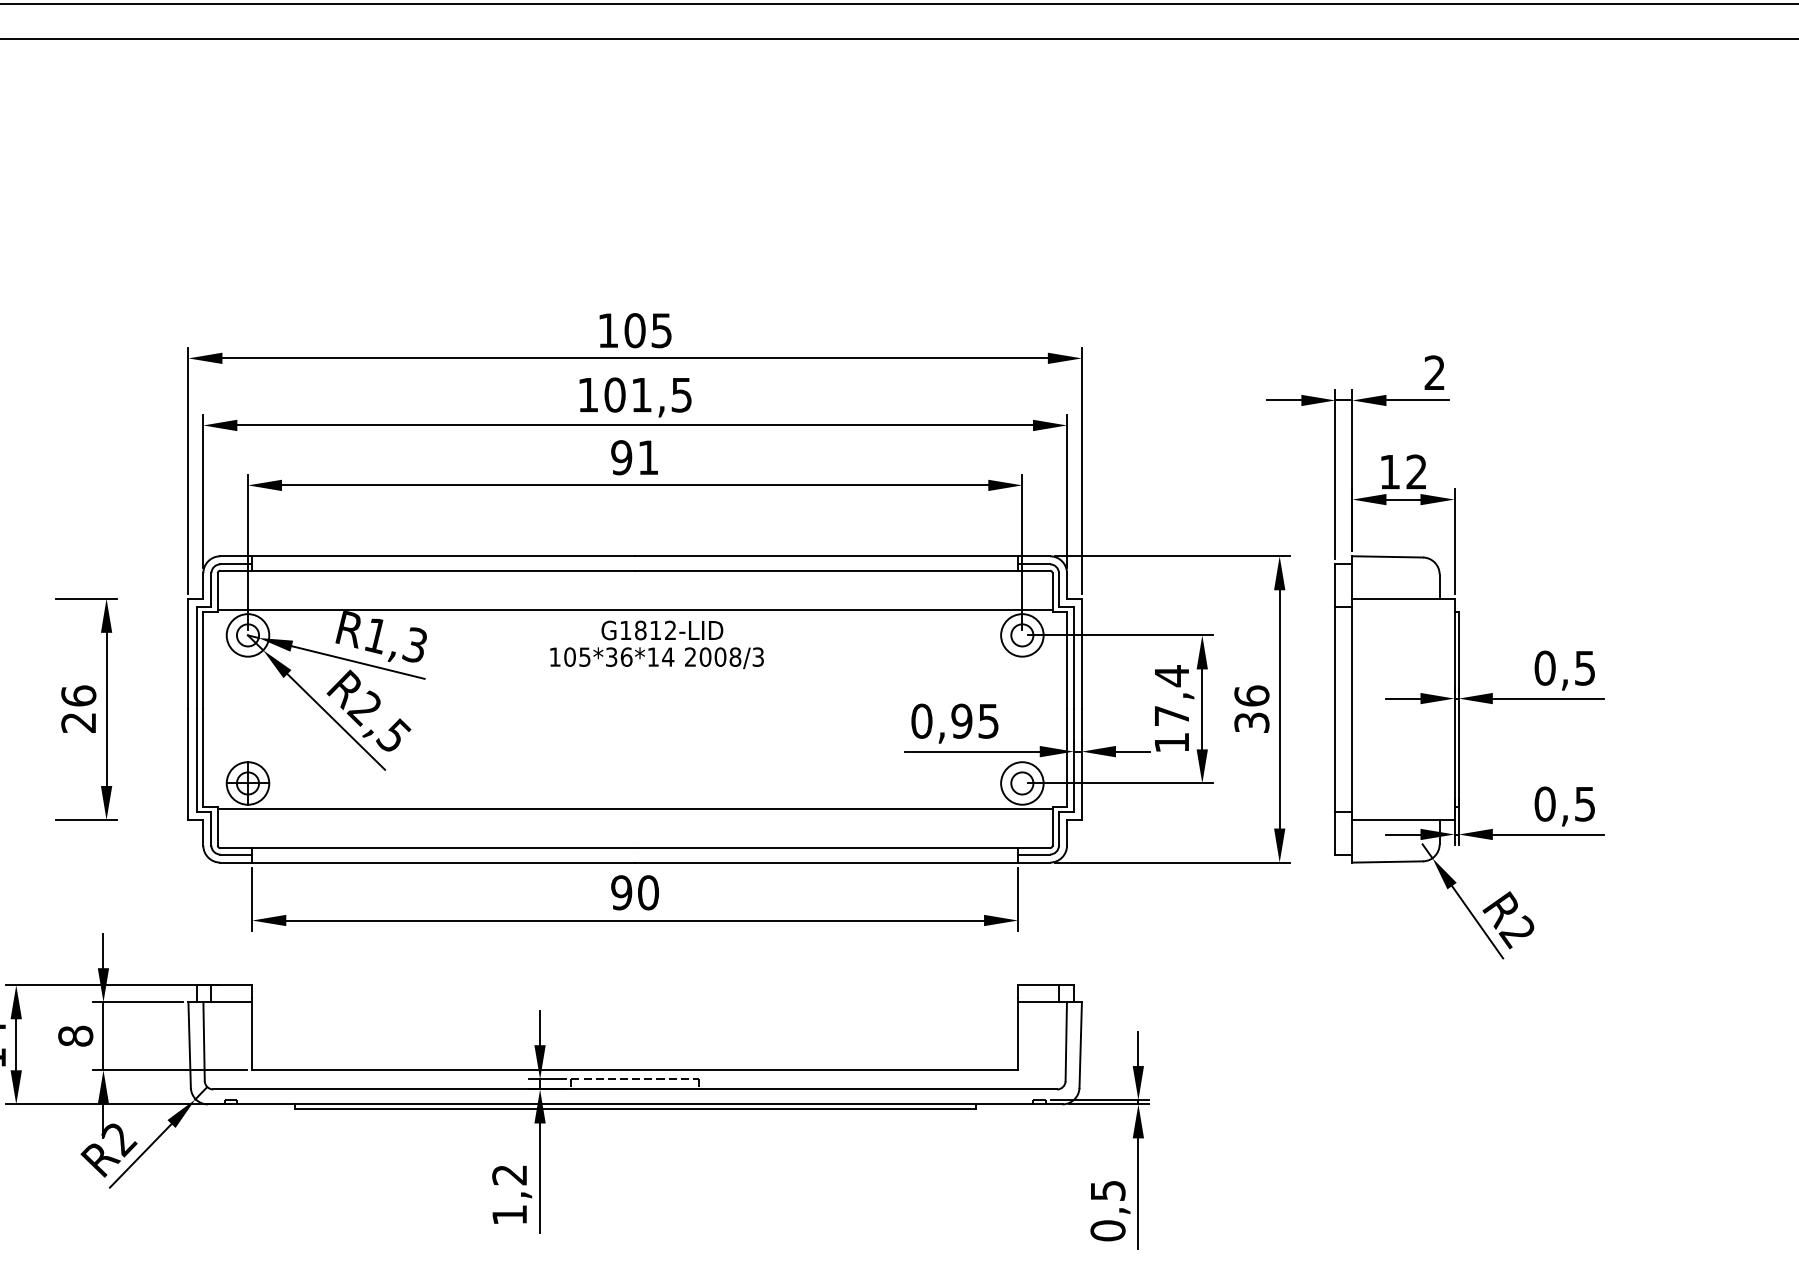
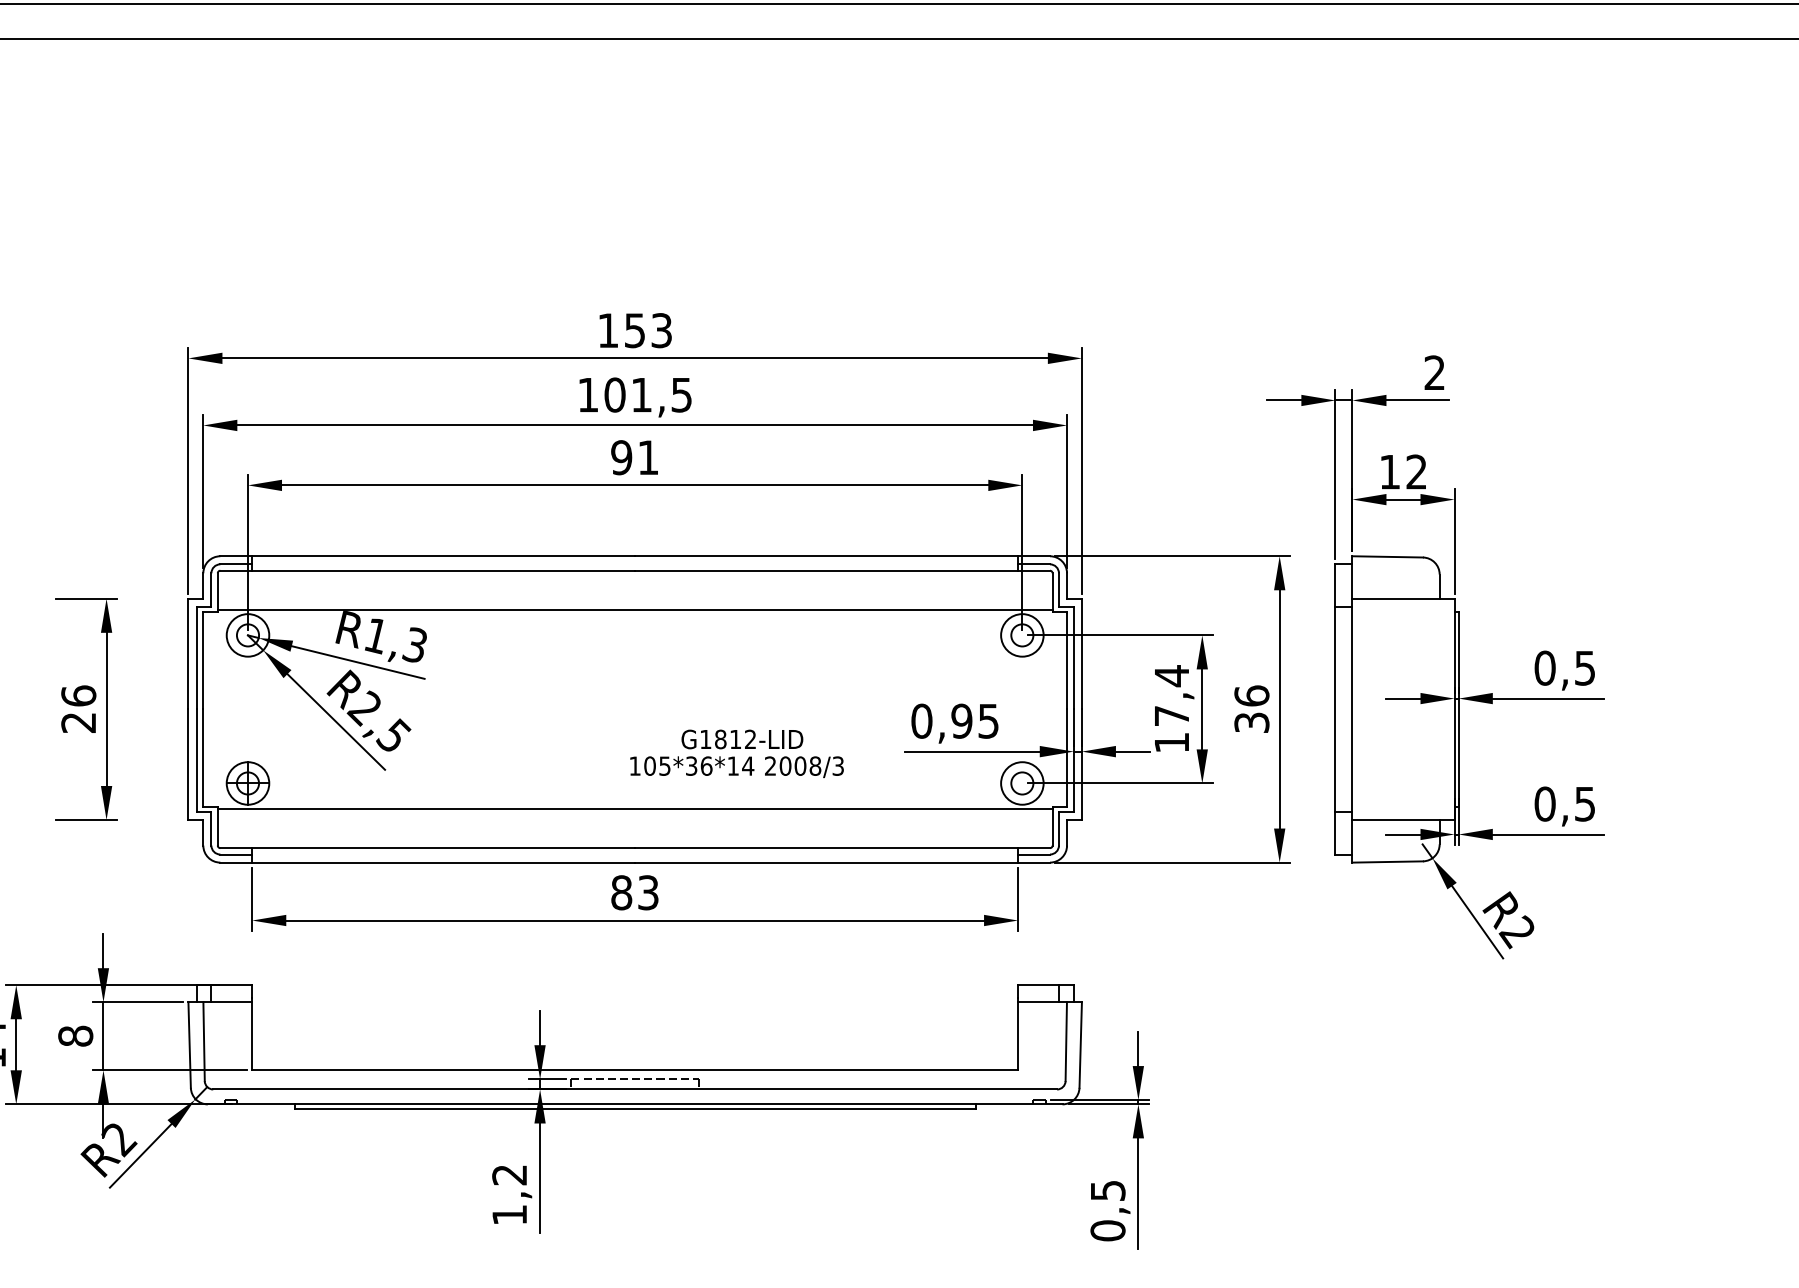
text: 105 -> 153 (647, 330)
text position: (656, 644) -> (736, 753) (736, 753)
text: 90 -> 83 (634, 892)
